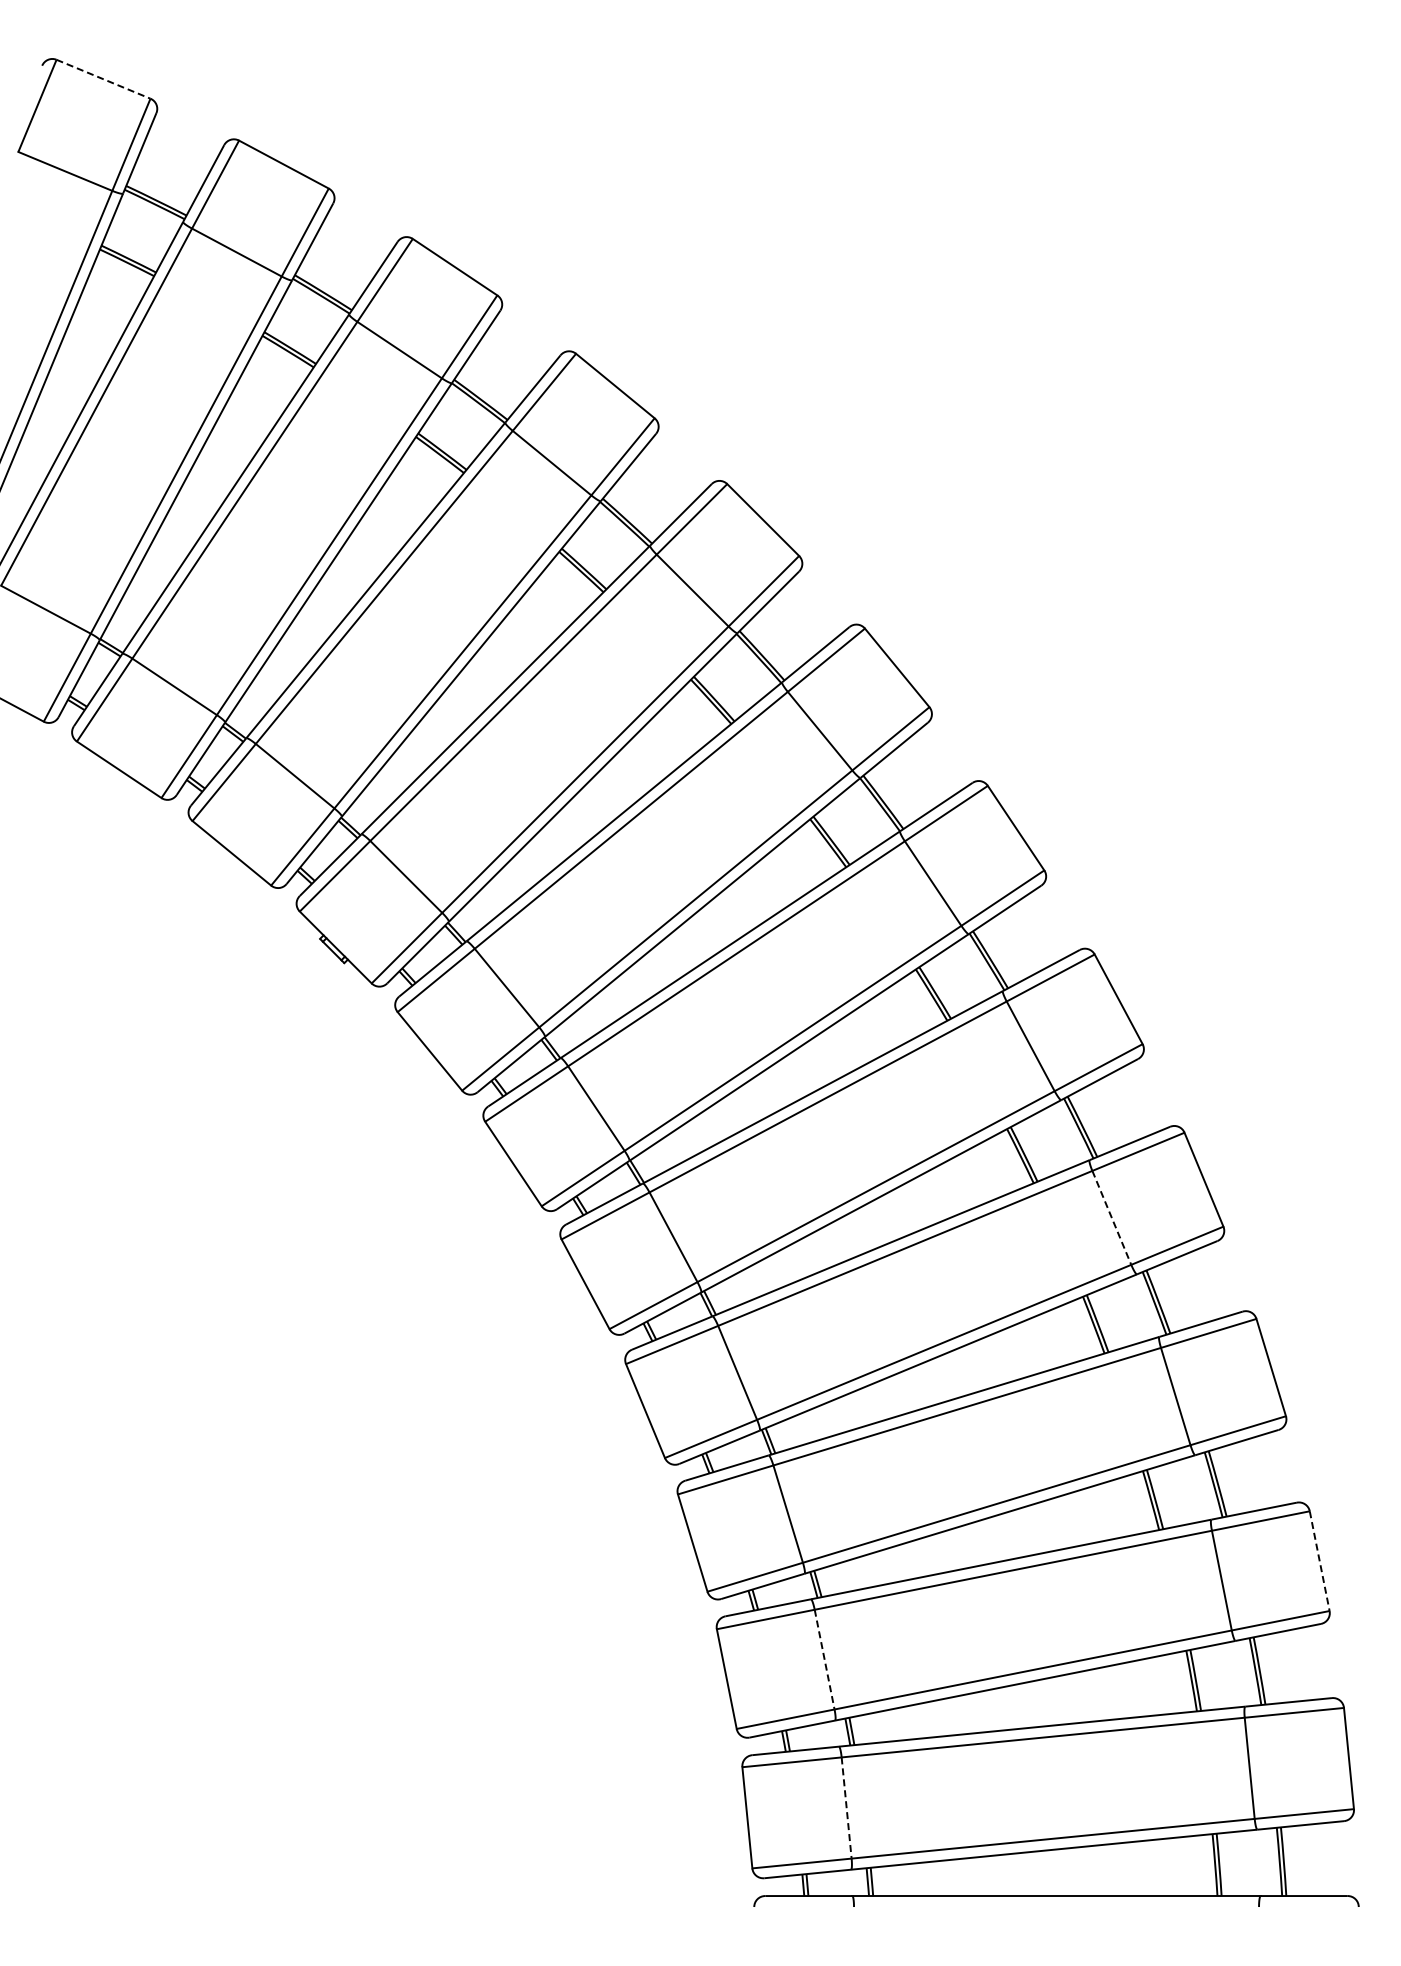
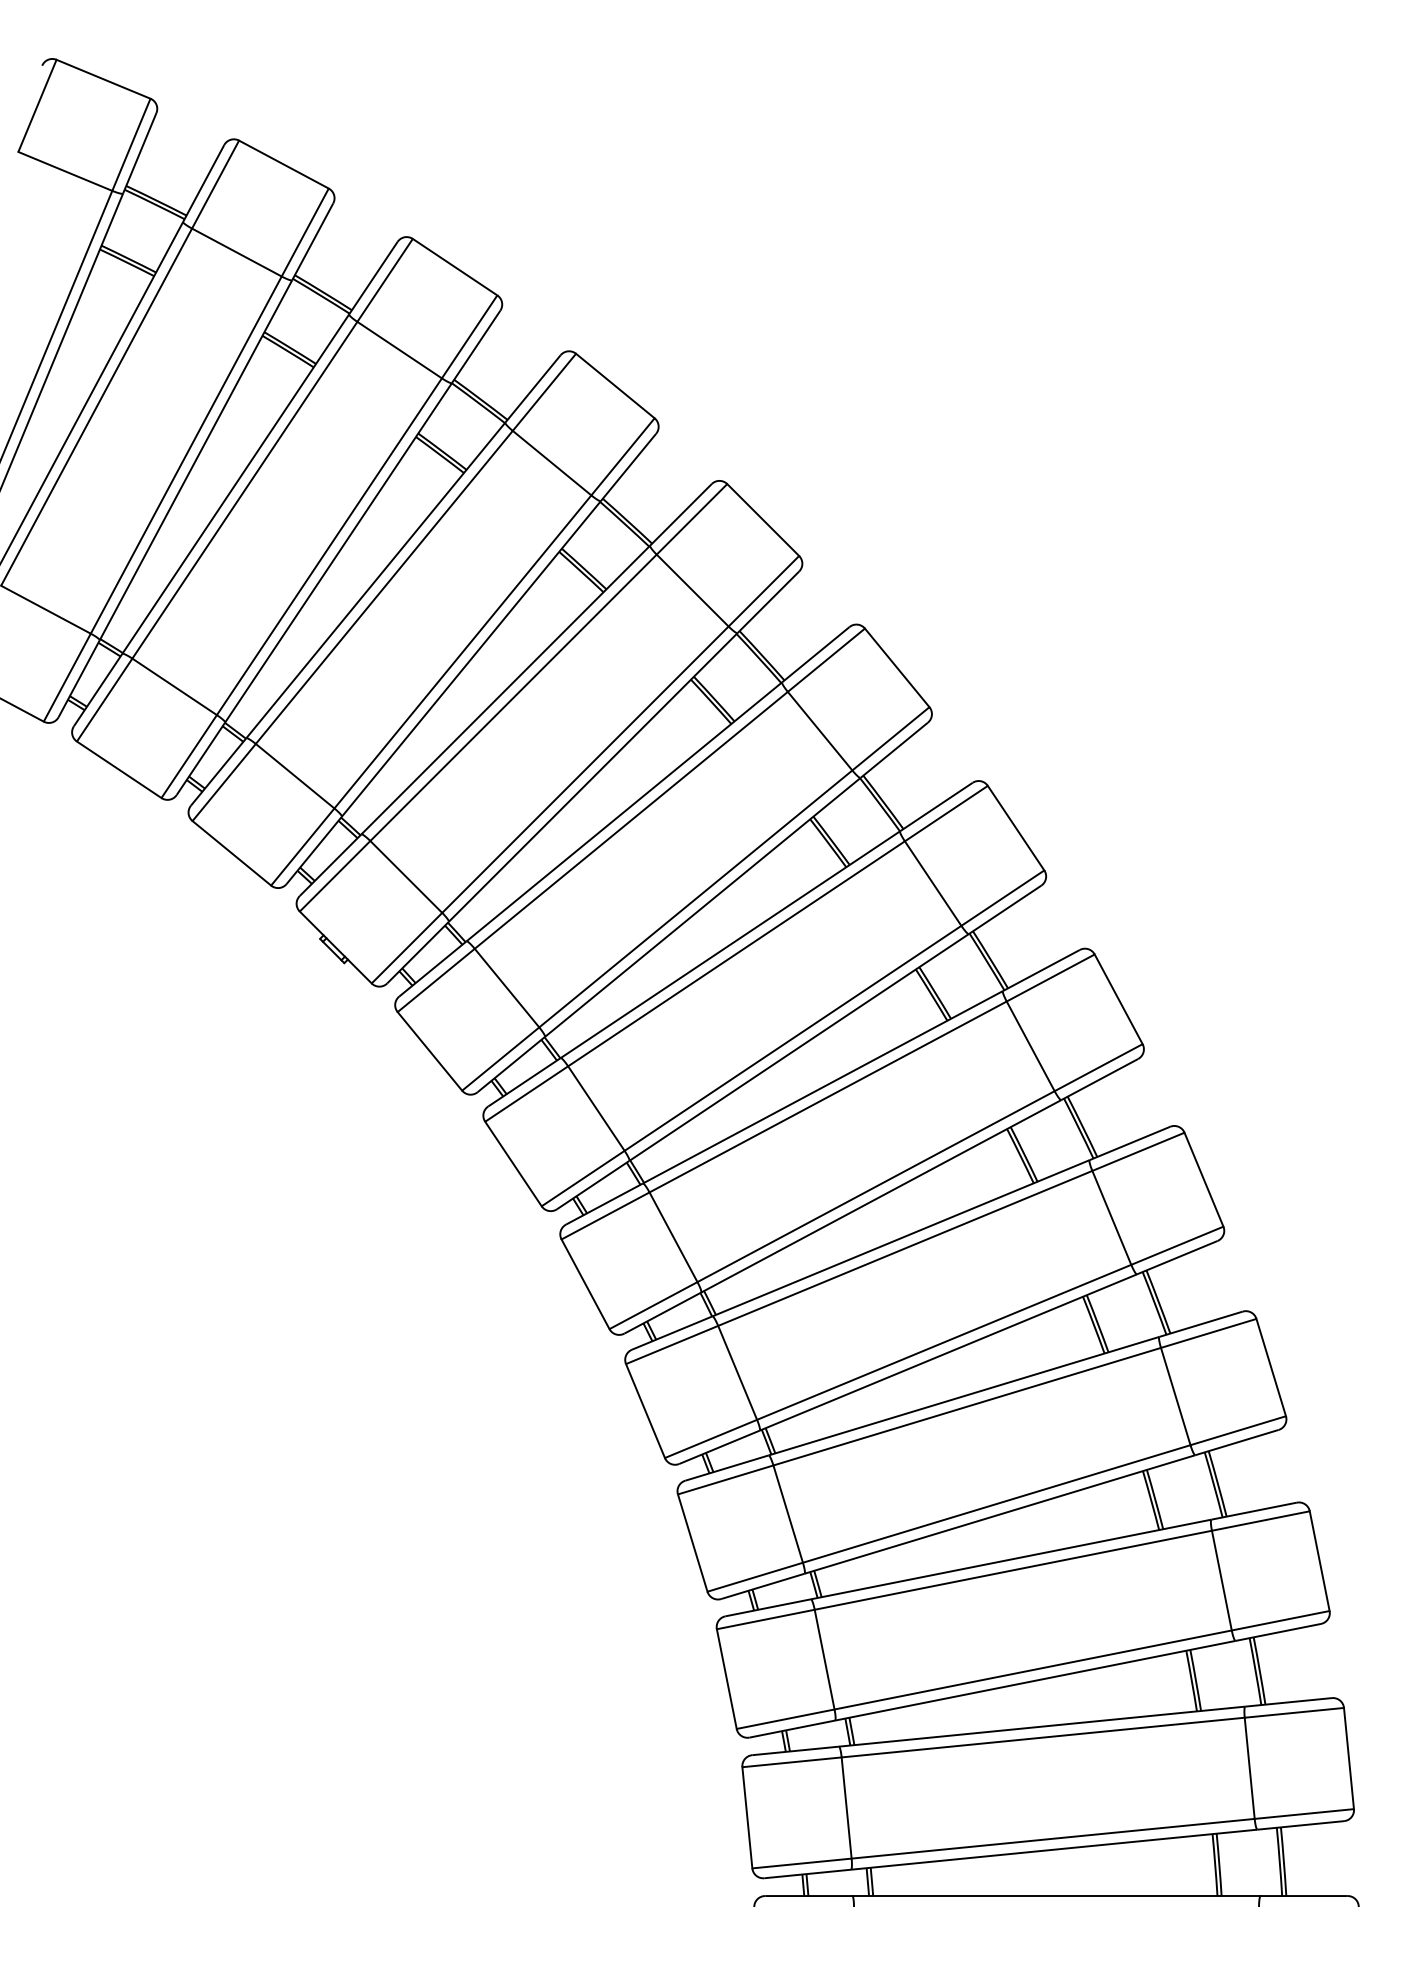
line: dashed -> solid (103, 79)
line: dashed -> solid (1111, 1217)
line: dashed -> solid (1319, 1561)
line: dashed -> solid (824, 1659)
line: dashed -> solid (846, 1808)
